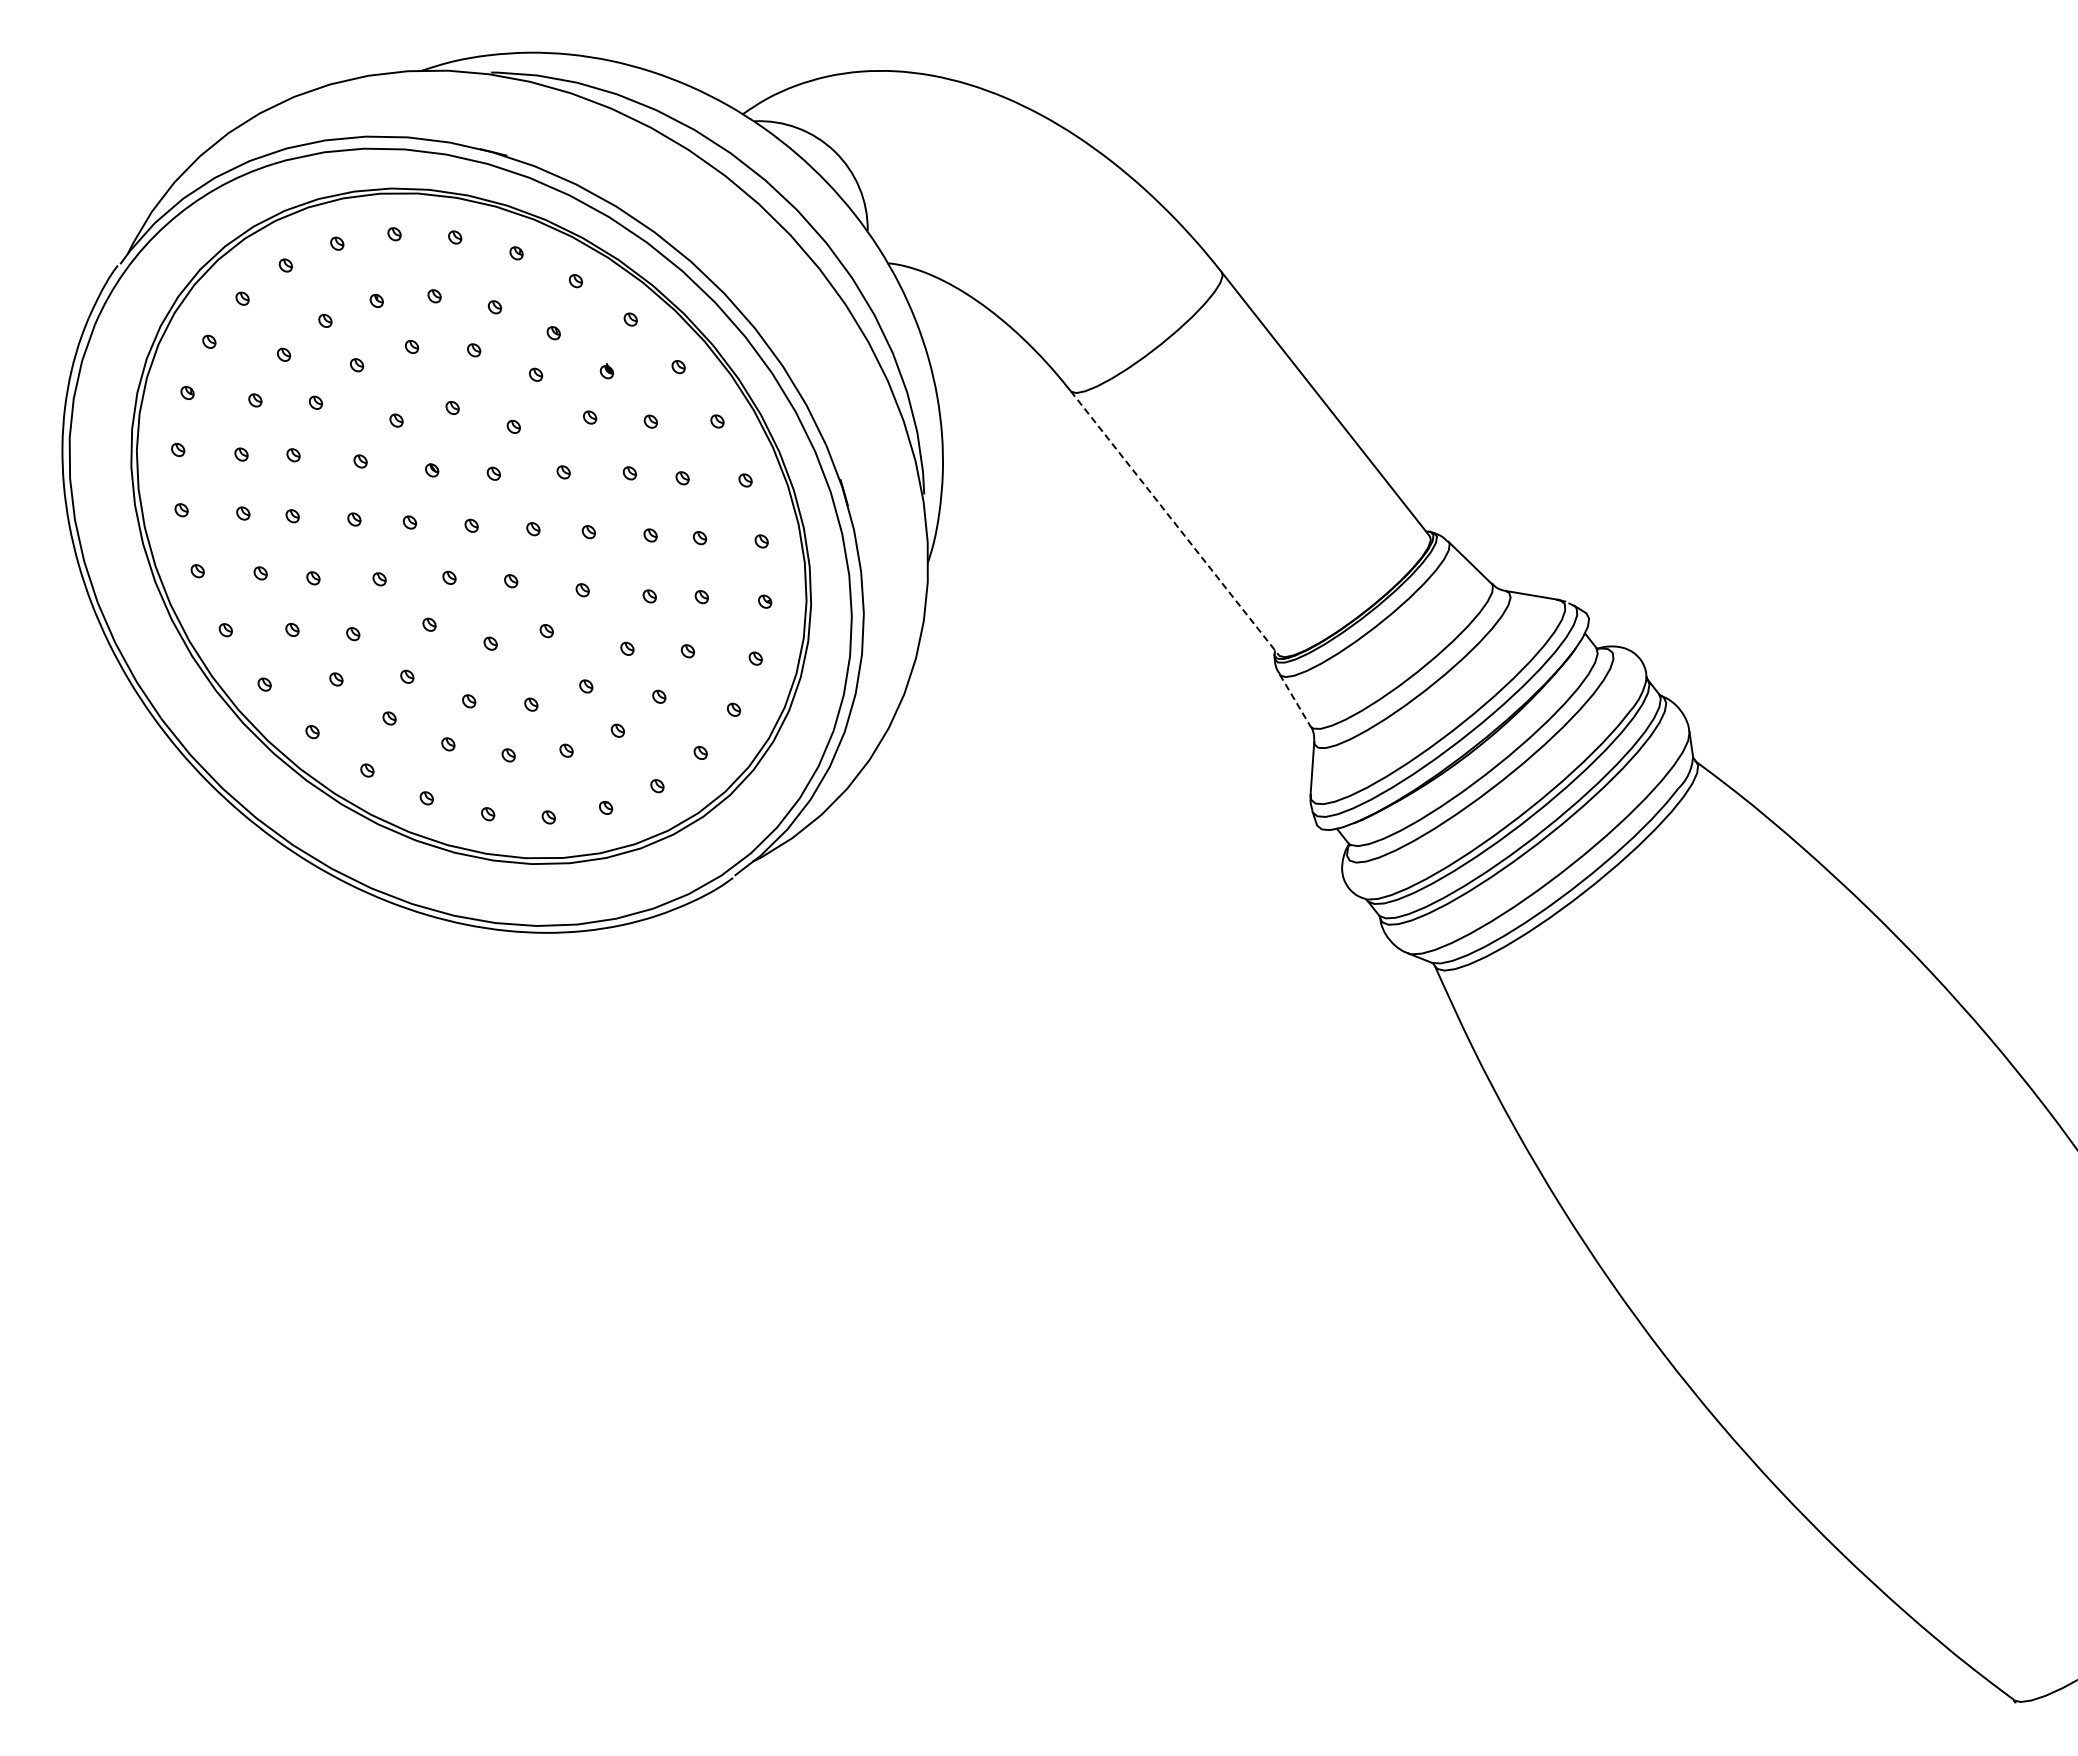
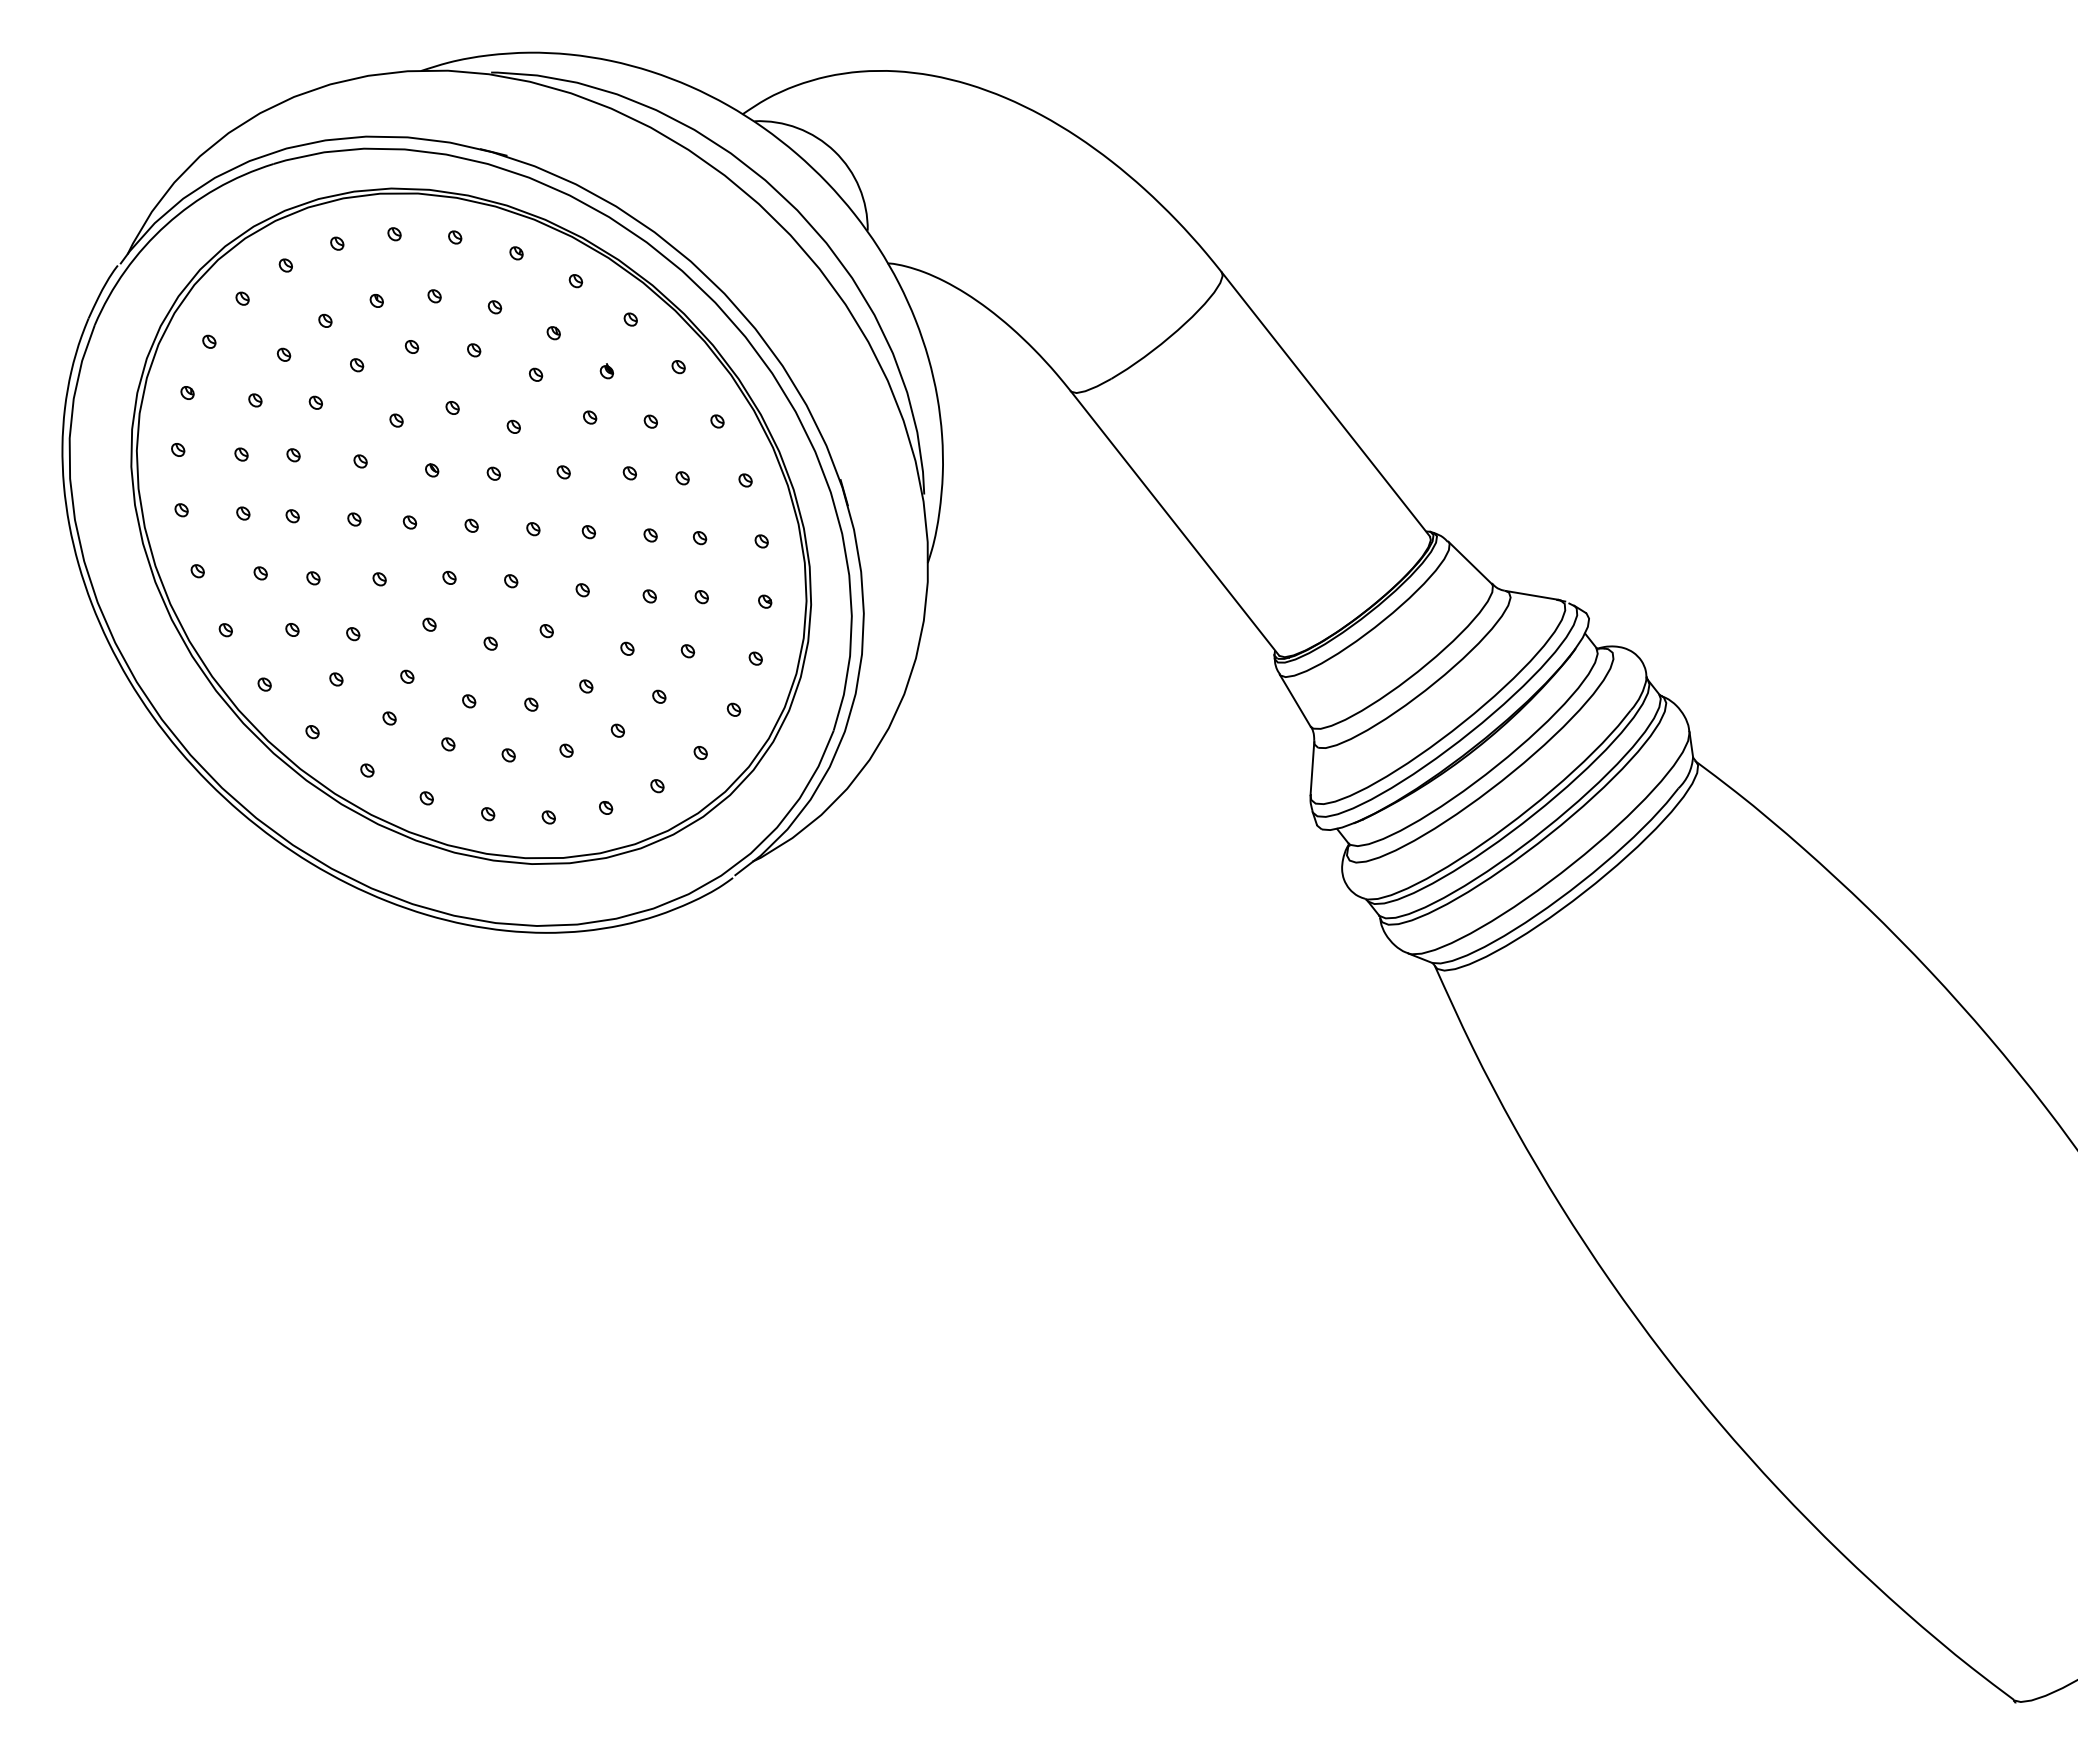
line: dashed -> solid (1175, 523)
line: dashed -> solid (1295, 700)
